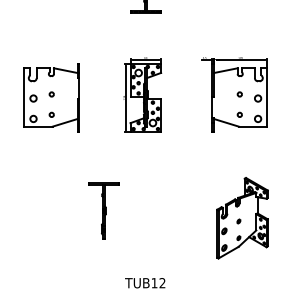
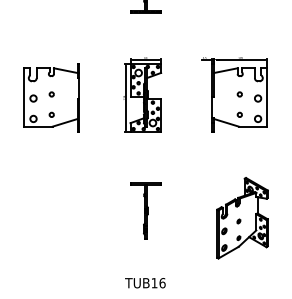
part position: (103, 210) -> (145, 210) (145, 210)
text: TUB12 -> TUB16 (162, 283)
